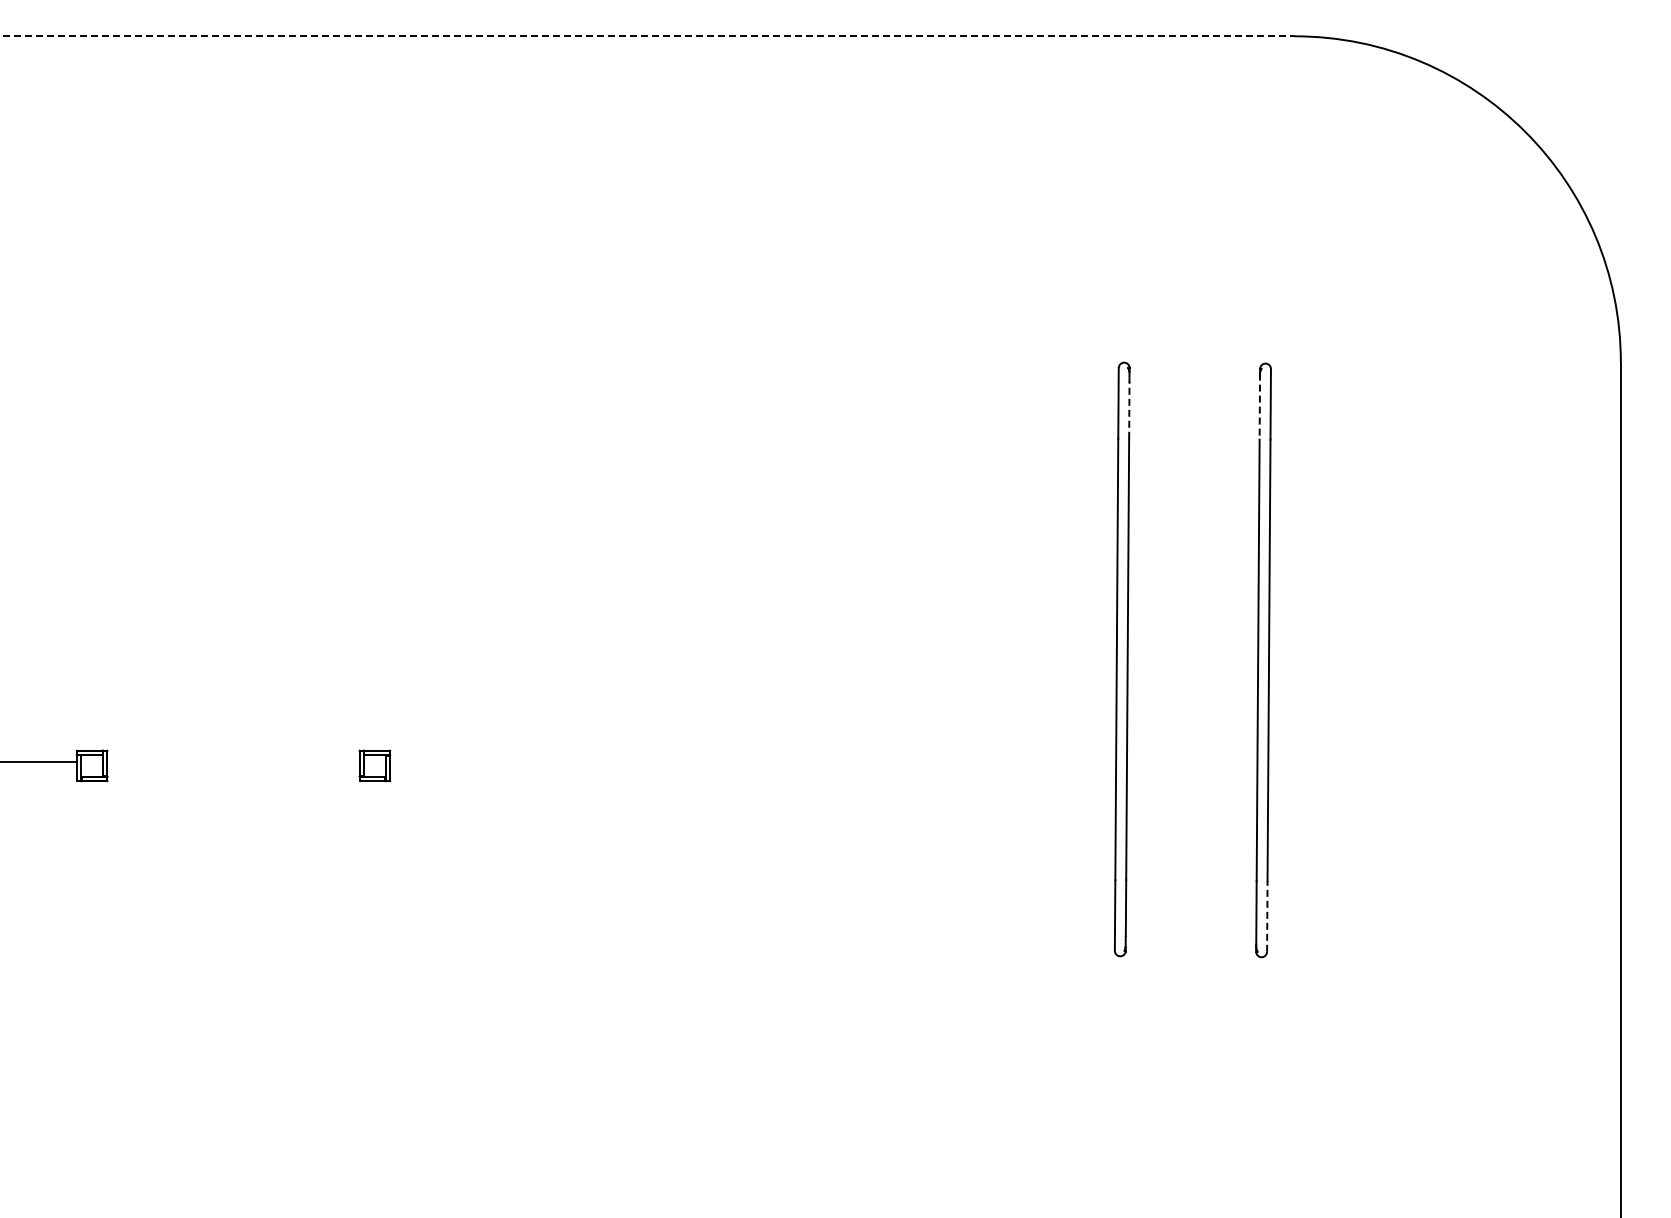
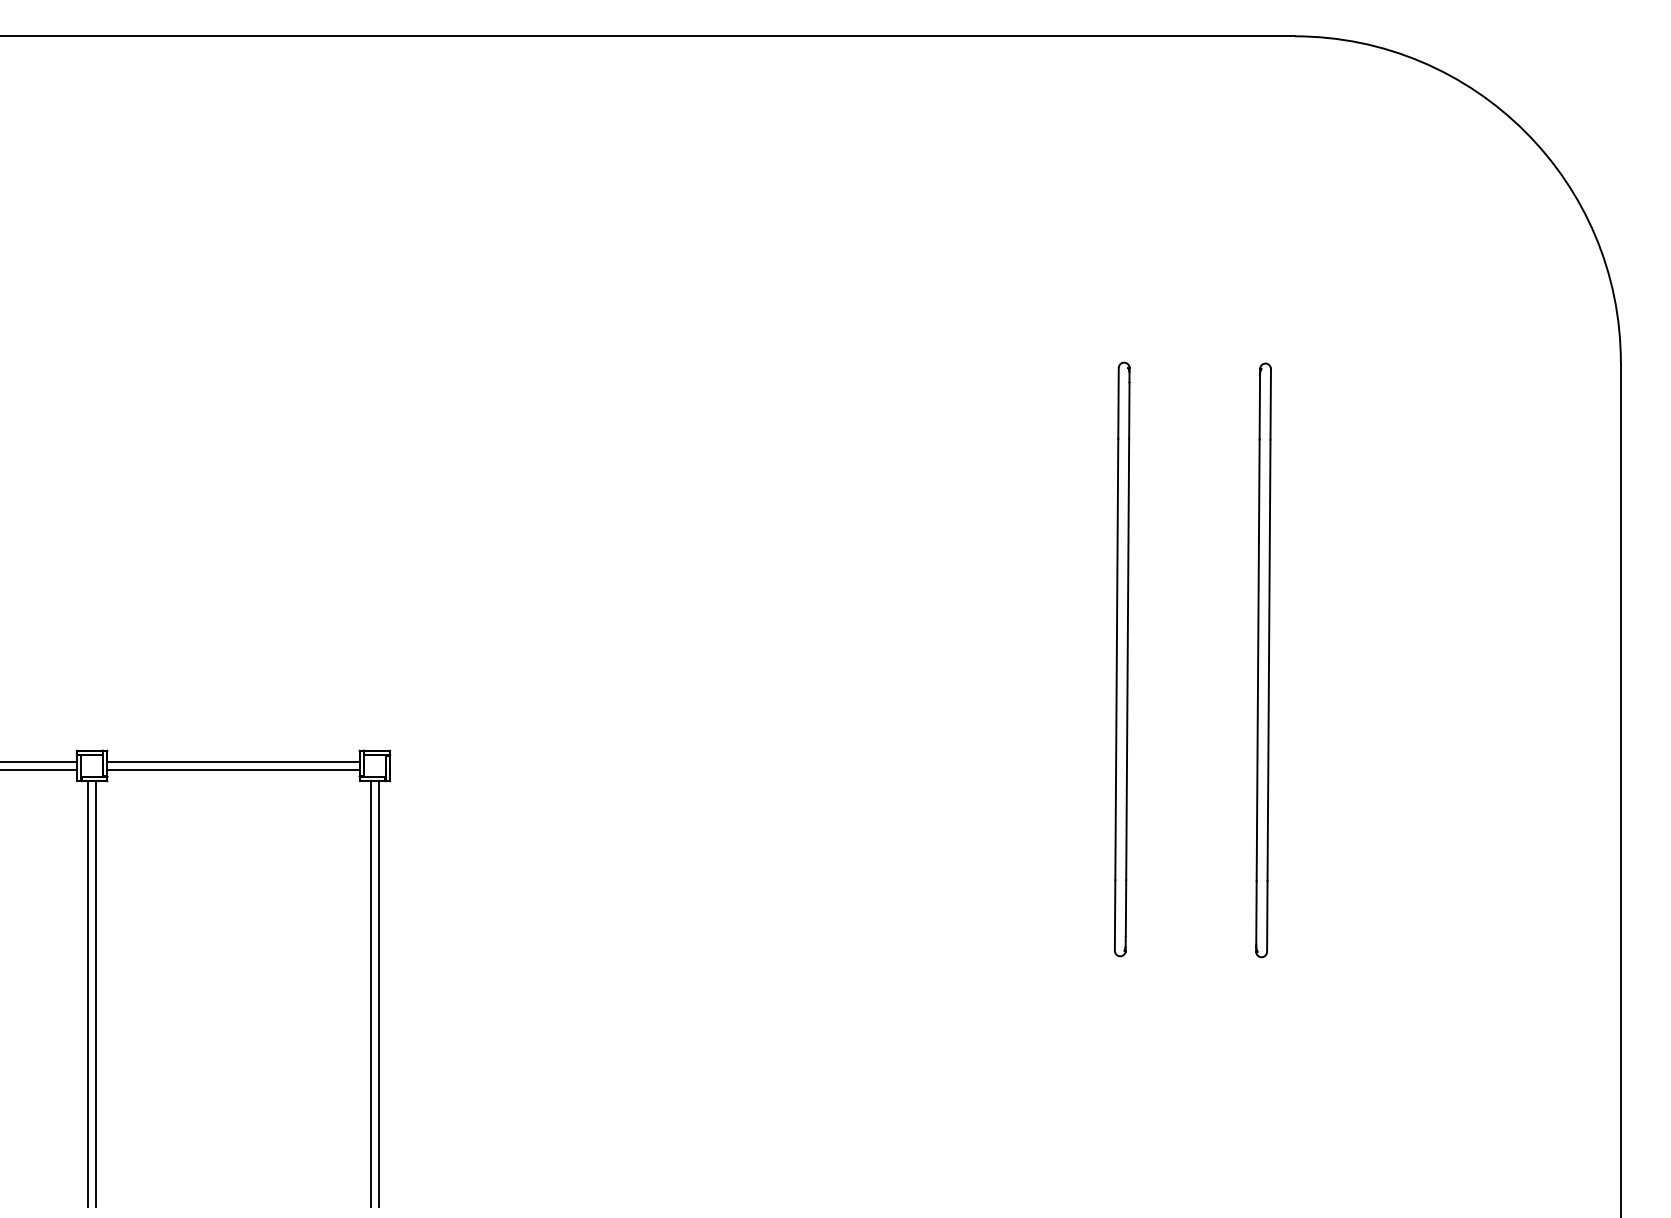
line: dashed -> solid (647, 36)
line: dashed -> solid (1259, 407)
line: dashed -> solid (1129, 410)
line: none -> present (233, 762)
line: none -> present (39, 769)
line: none -> present (233, 769)
line: dashed -> solid (1267, 916)
line: none -> present (88, 994)
line: none -> present (95, 994)
line: none -> present (371, 994)
line: none -> present (378, 994)
